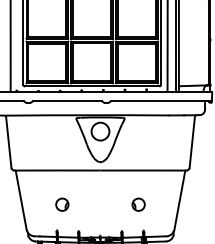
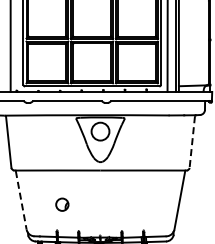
line: solid -> dashed (192, 142)
line: solid -> dashed (21, 200)
part: present -> none (138, 204)
